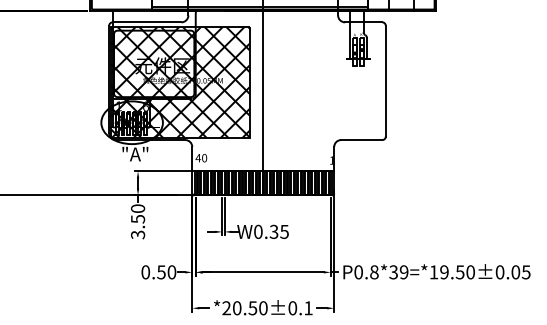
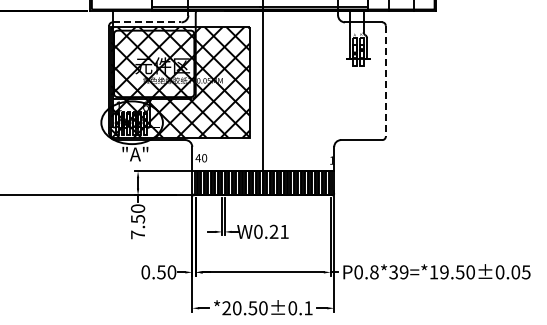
line: solid -> dashed (147, 22)
line: solid -> dashed (385, 81)
text: W0.35 -> W0.21 (278, 231)
text: 3.50 -> 7.50 (138, 234)
